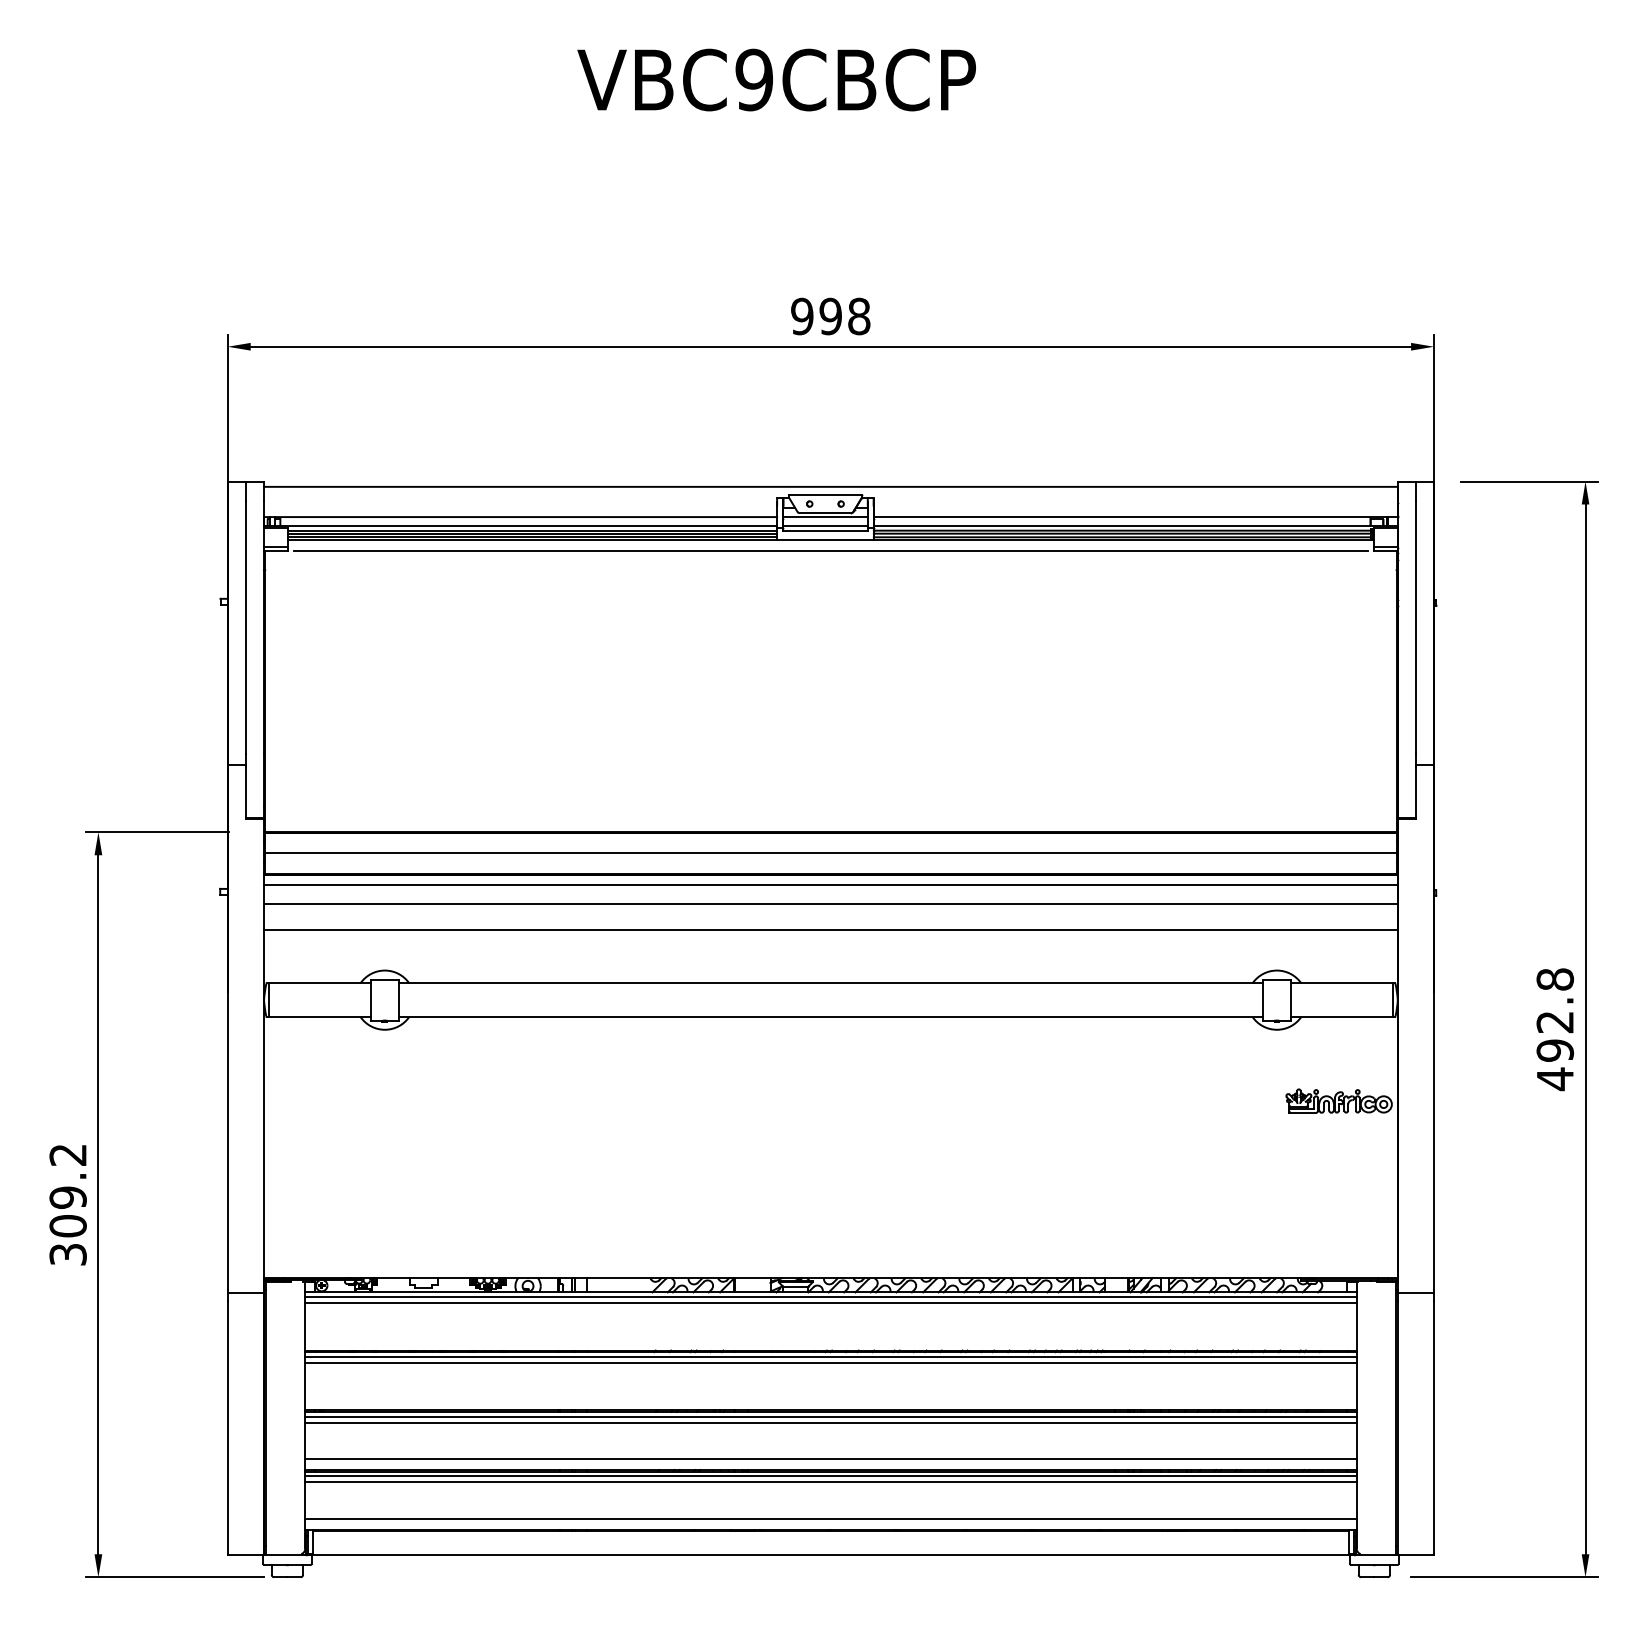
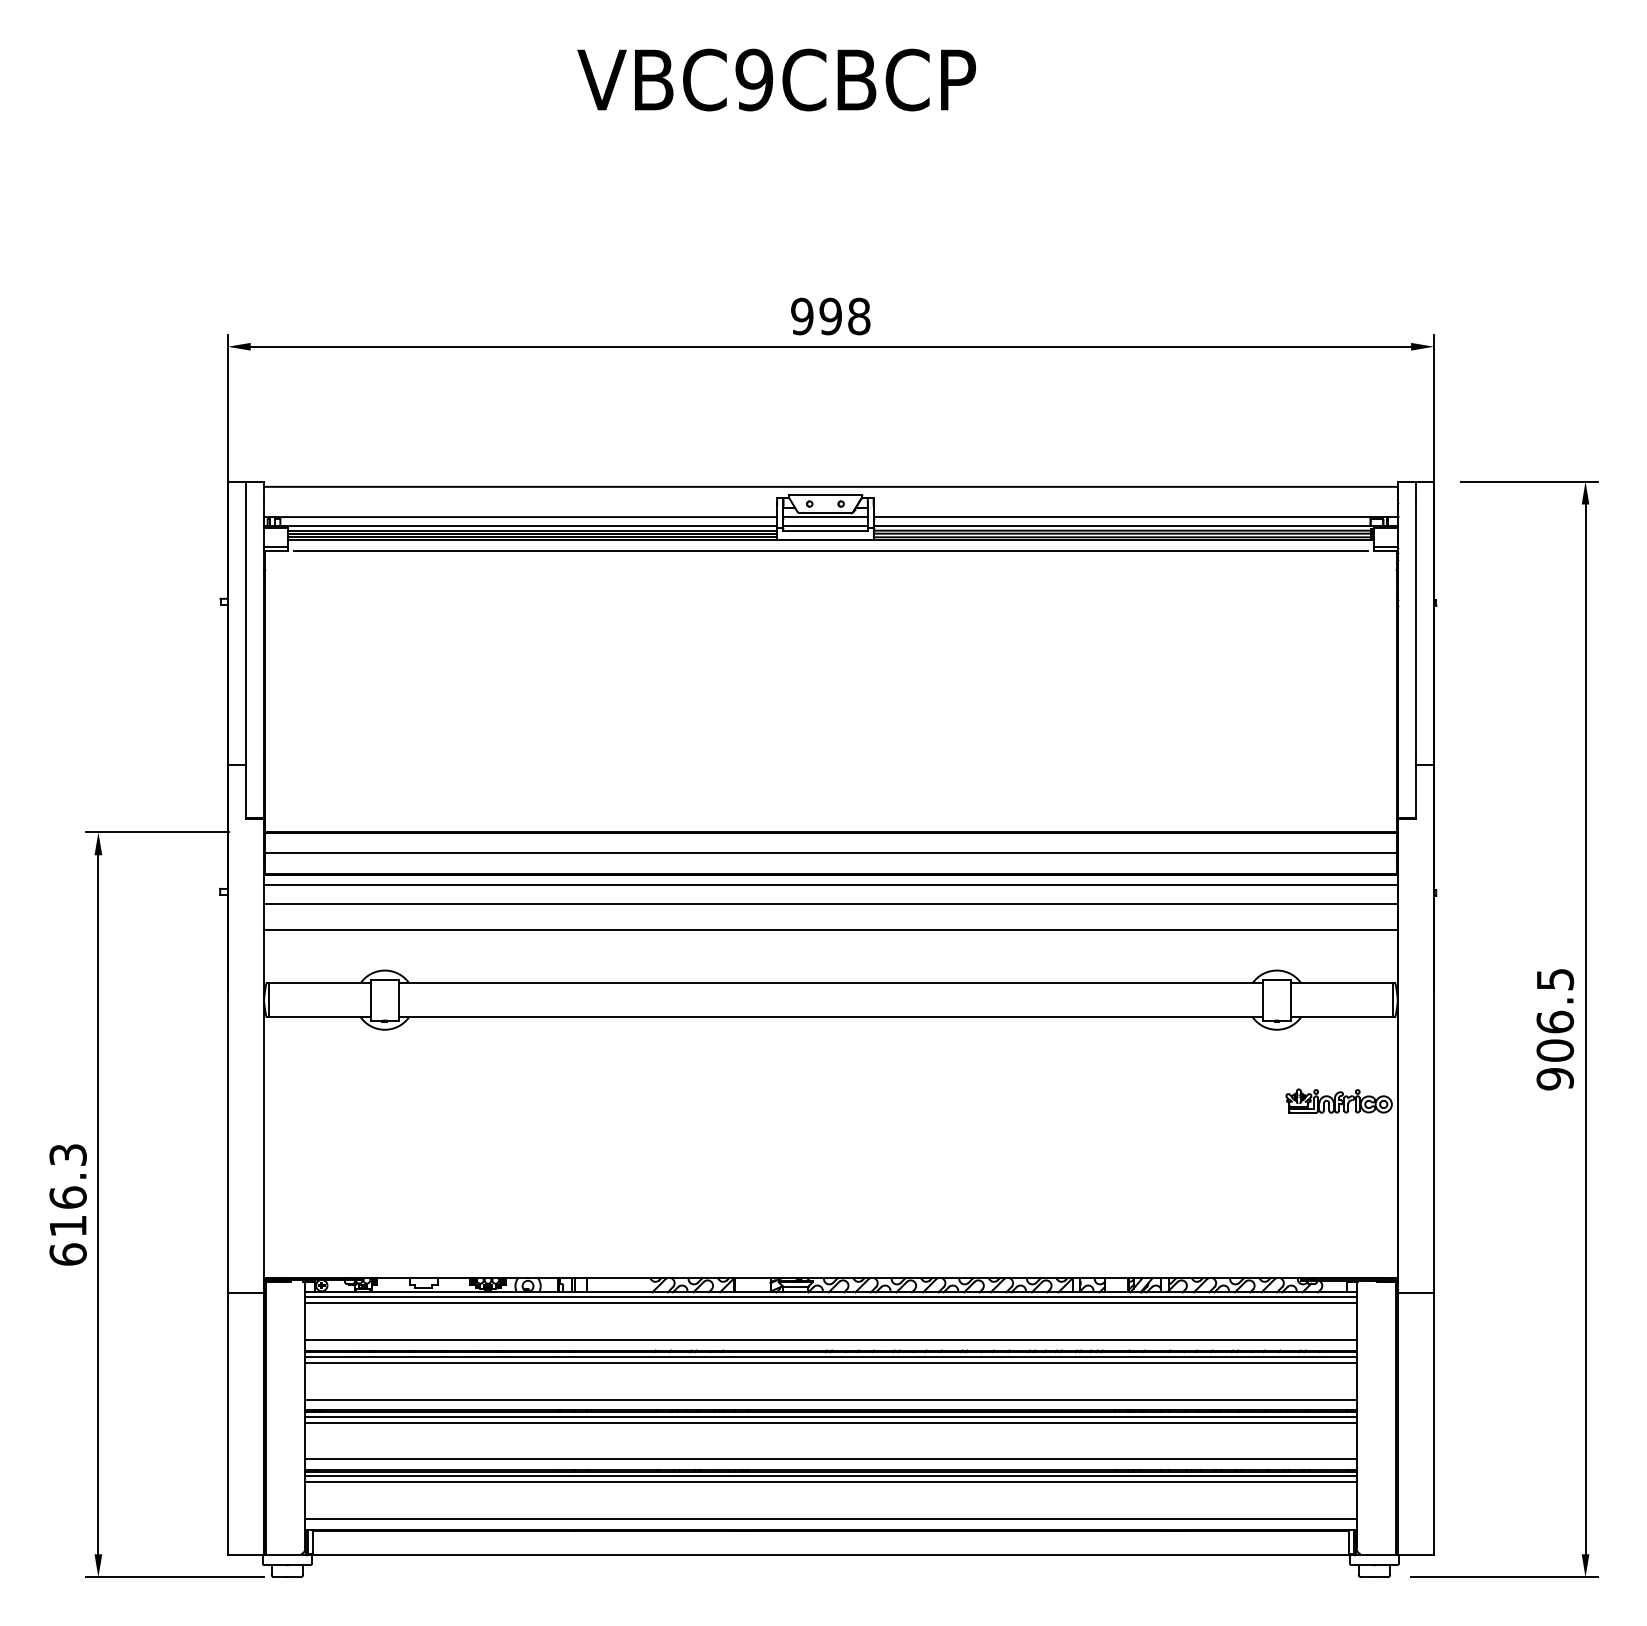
text: 492.8 -> 906.5 (1555, 1029)
text: 309.2 -> 616.3 (67, 1204)
line: none -> present (830, 1339)
line: none -> present (830, 1399)
